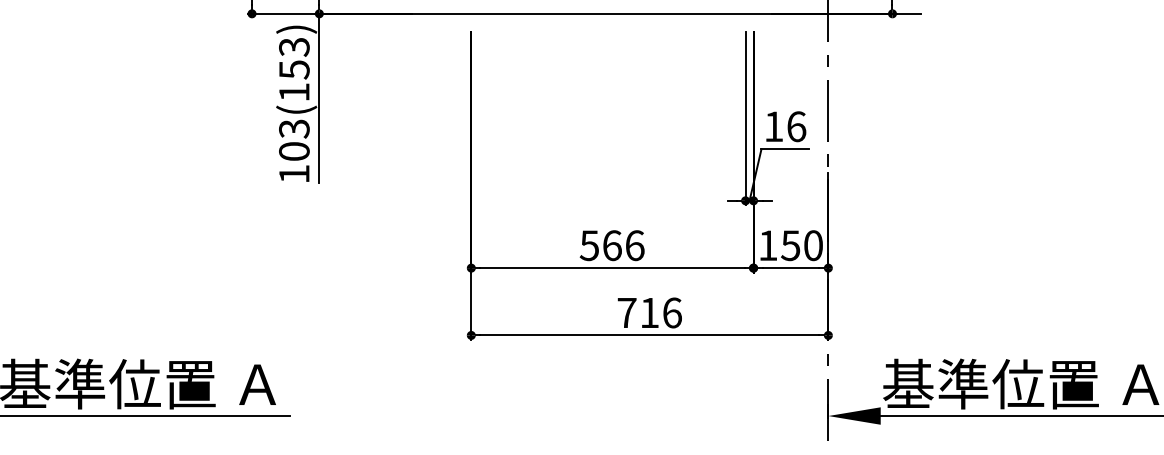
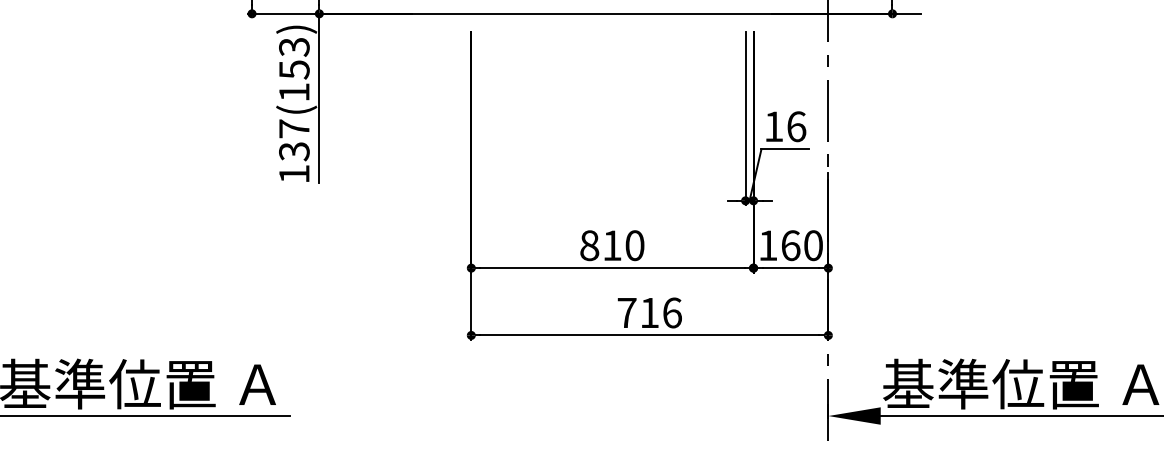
text: 103(153) -> 137(153) (294, 140)
text: 566 -> 810 (611, 245)
text: 150 -> 160 (790, 245)
